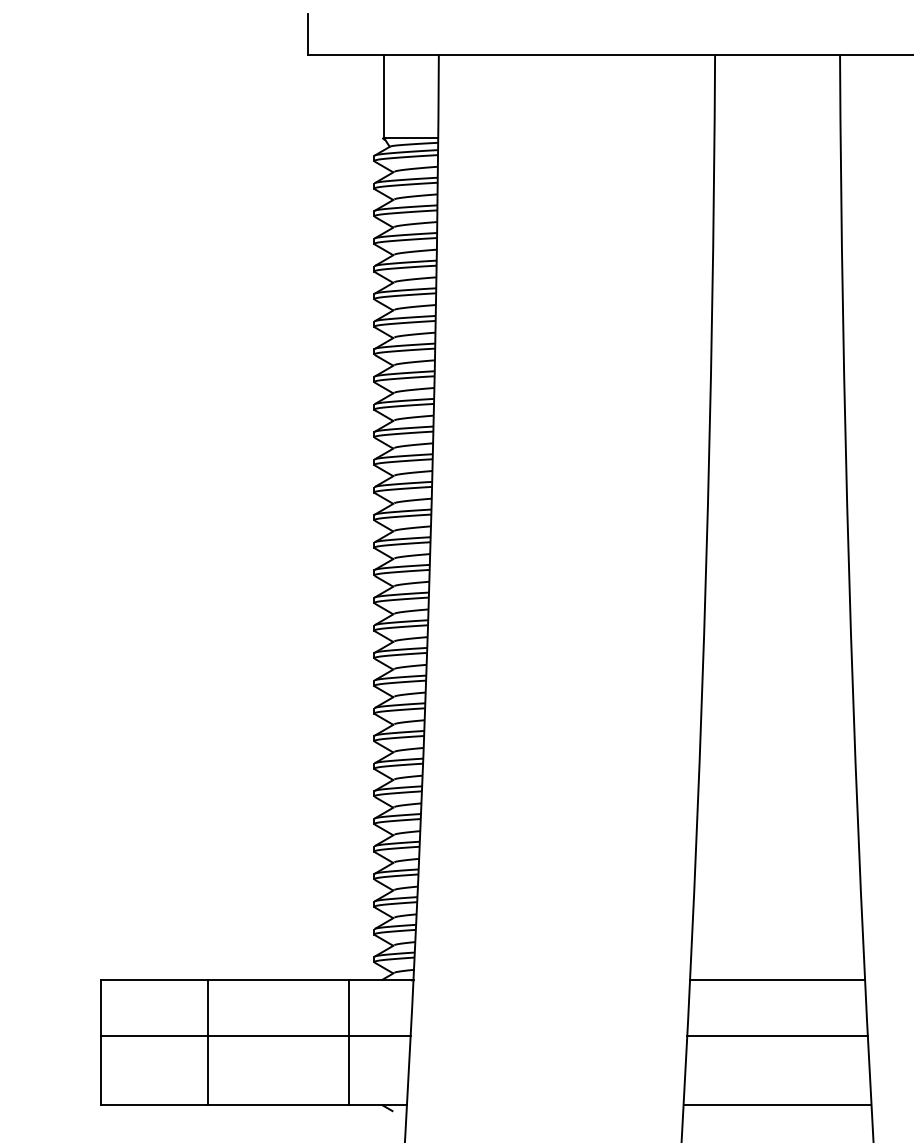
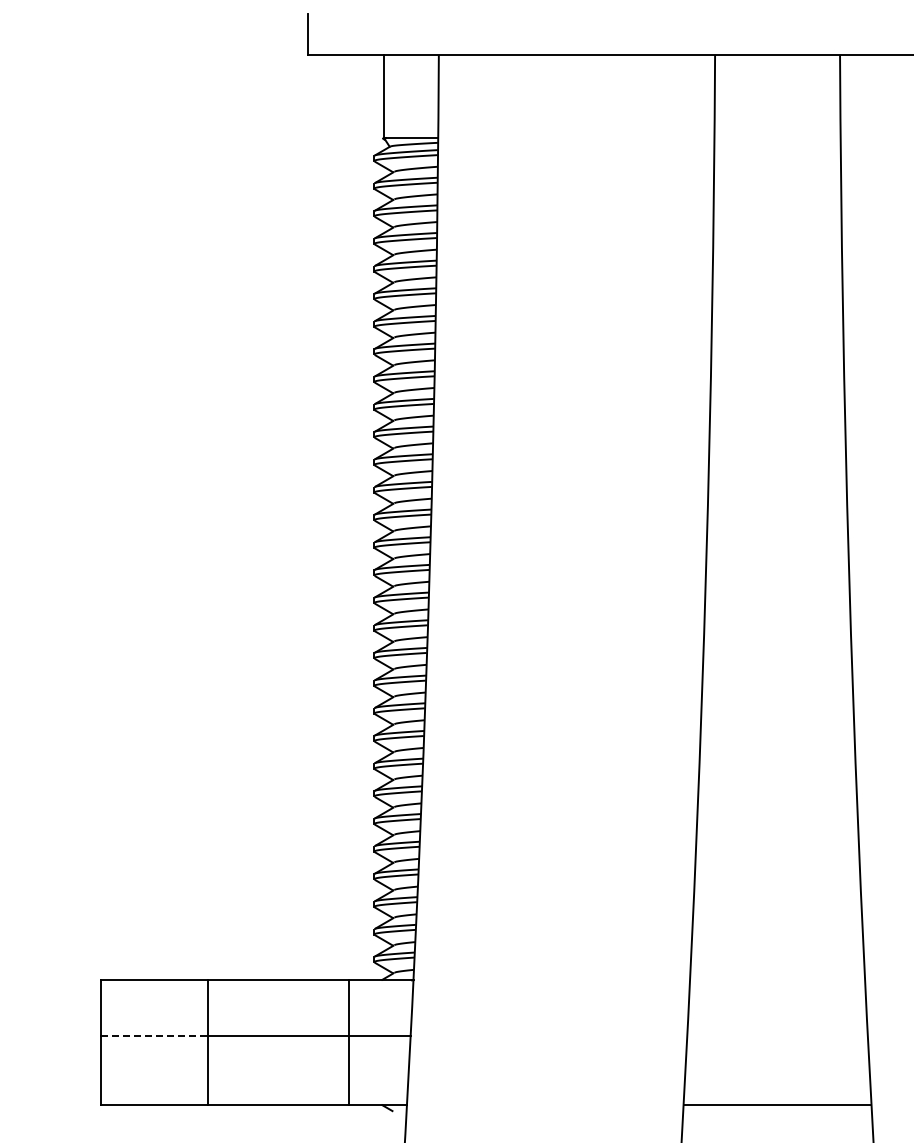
line: present -> none (777, 980)
line: solid -> dashed (154, 1035)
line: present -> none (777, 1035)
